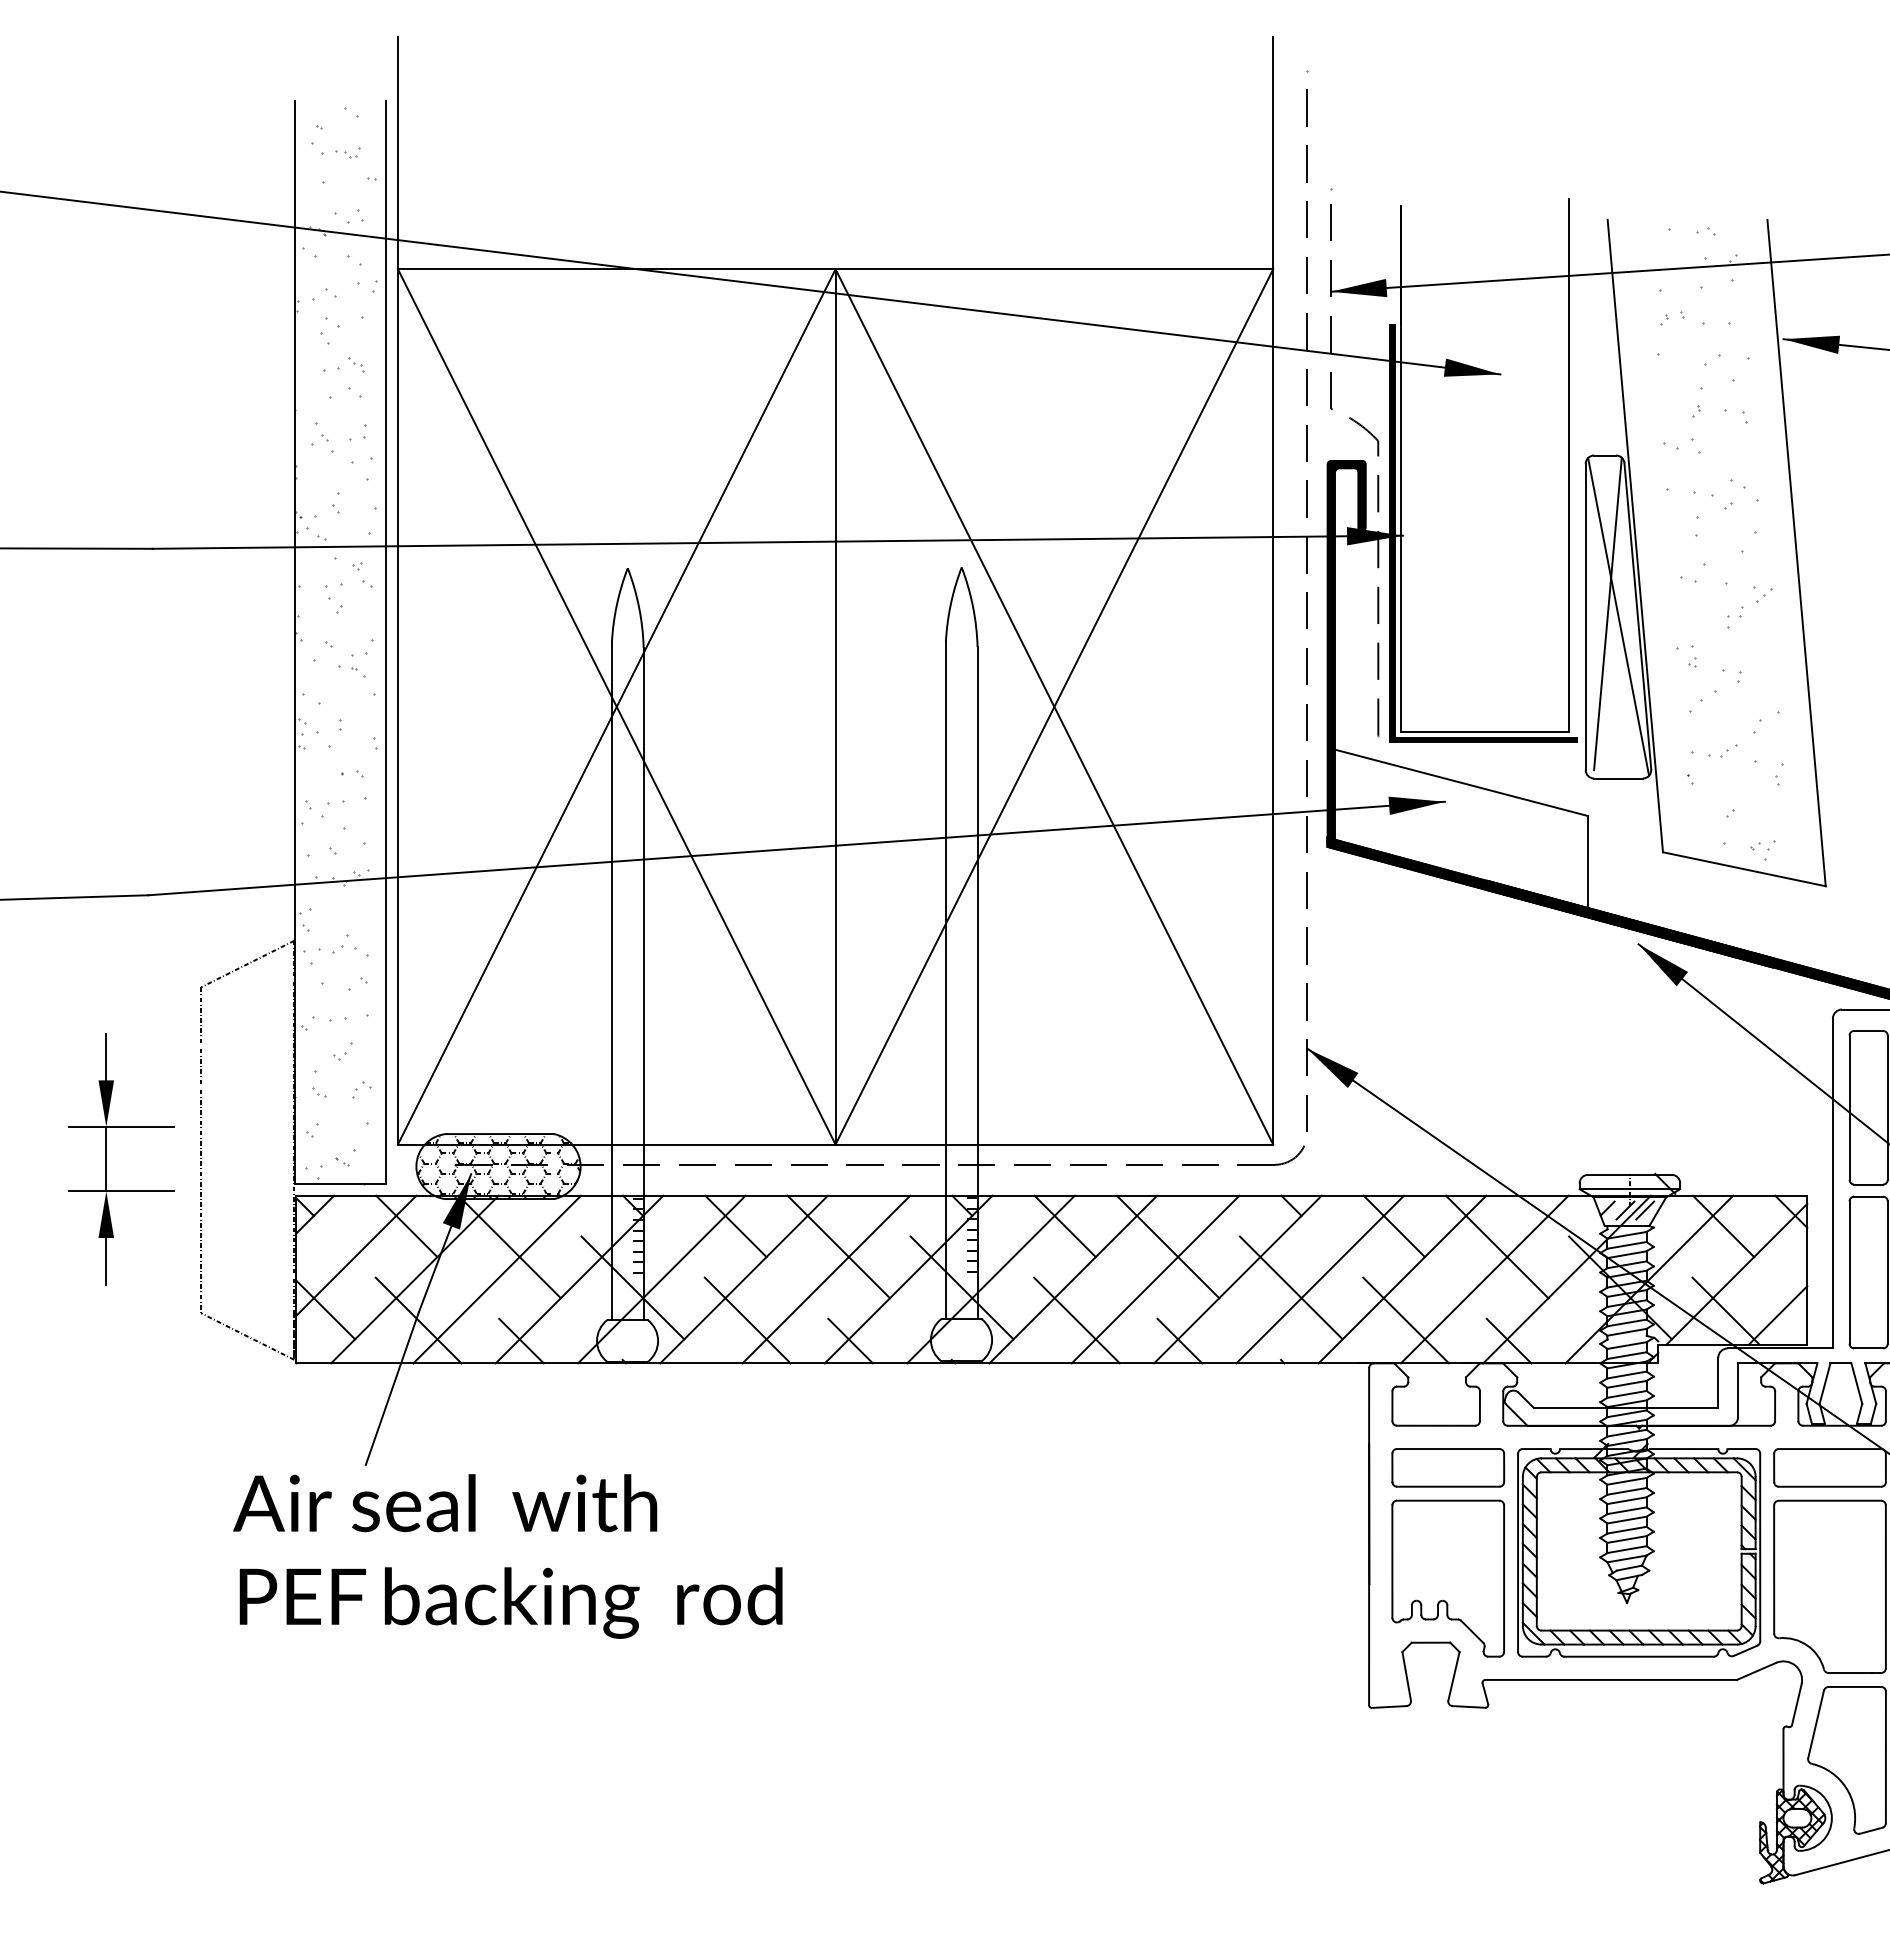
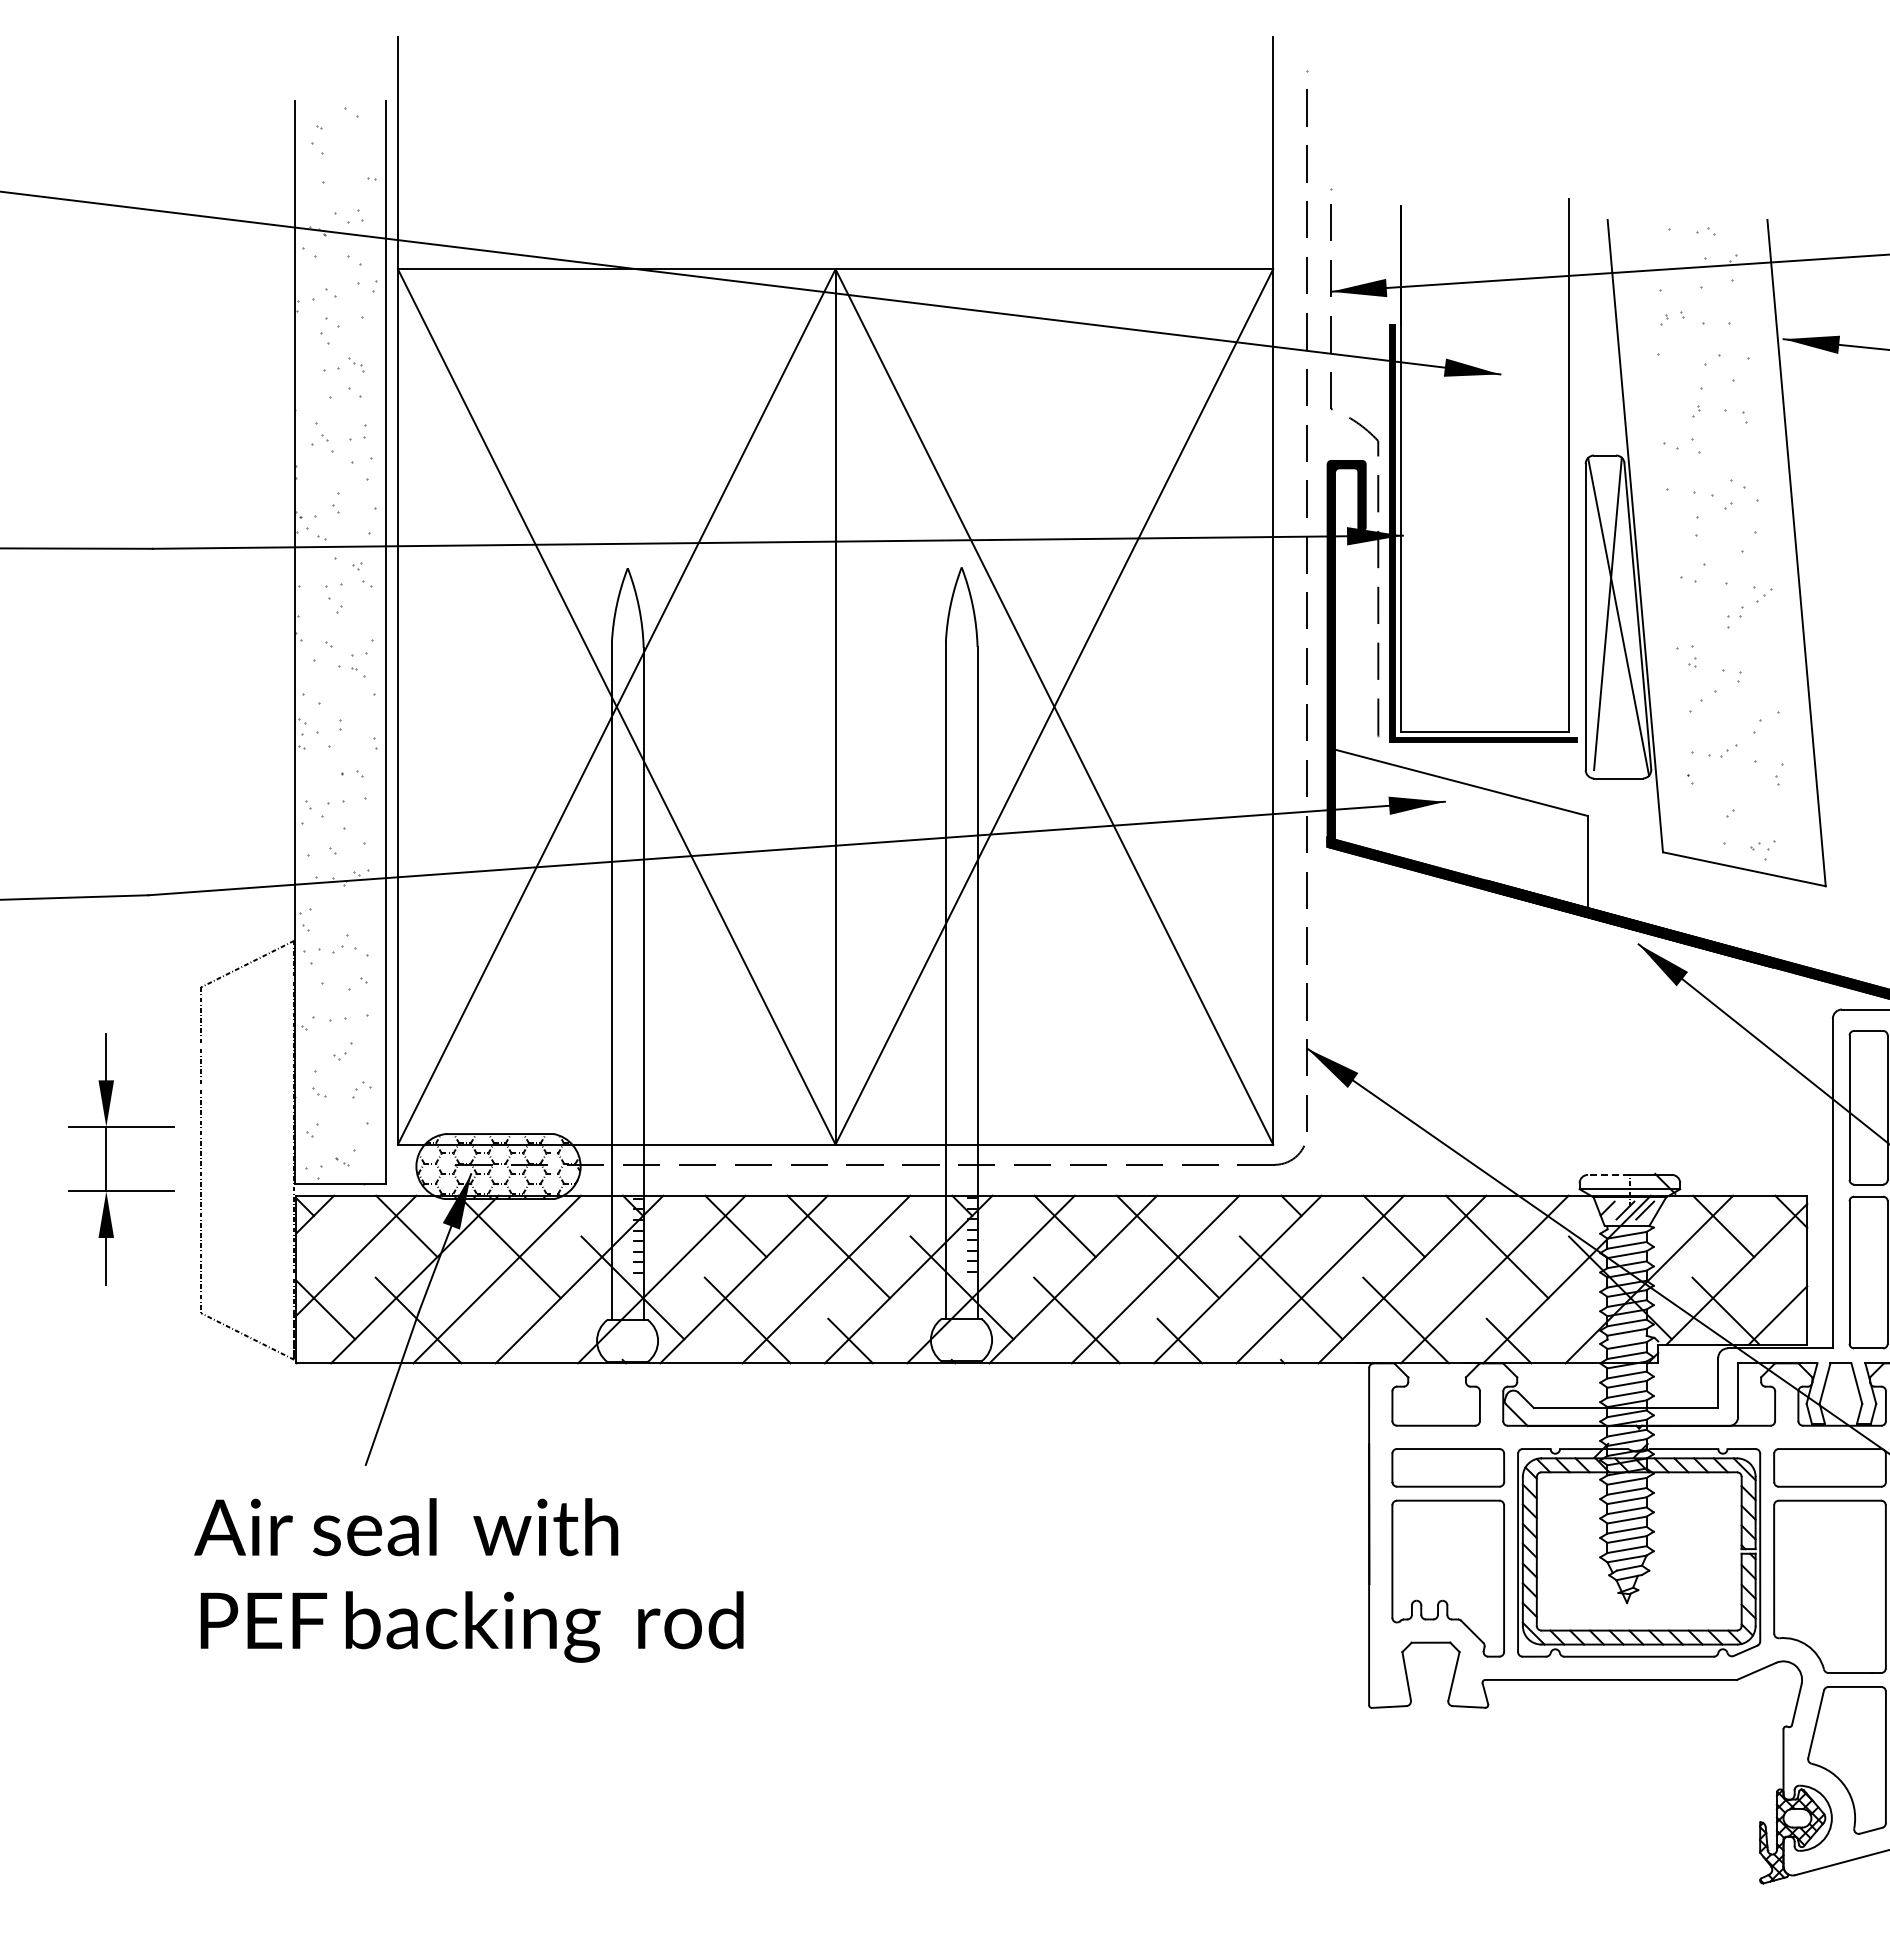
part: present -> none (347, 152)
line: solid -> dashed (1608, 1174)
line: present -> none (521, 1340)
text position: (507, 1556) -> (468, 1580) (468, 1580)
